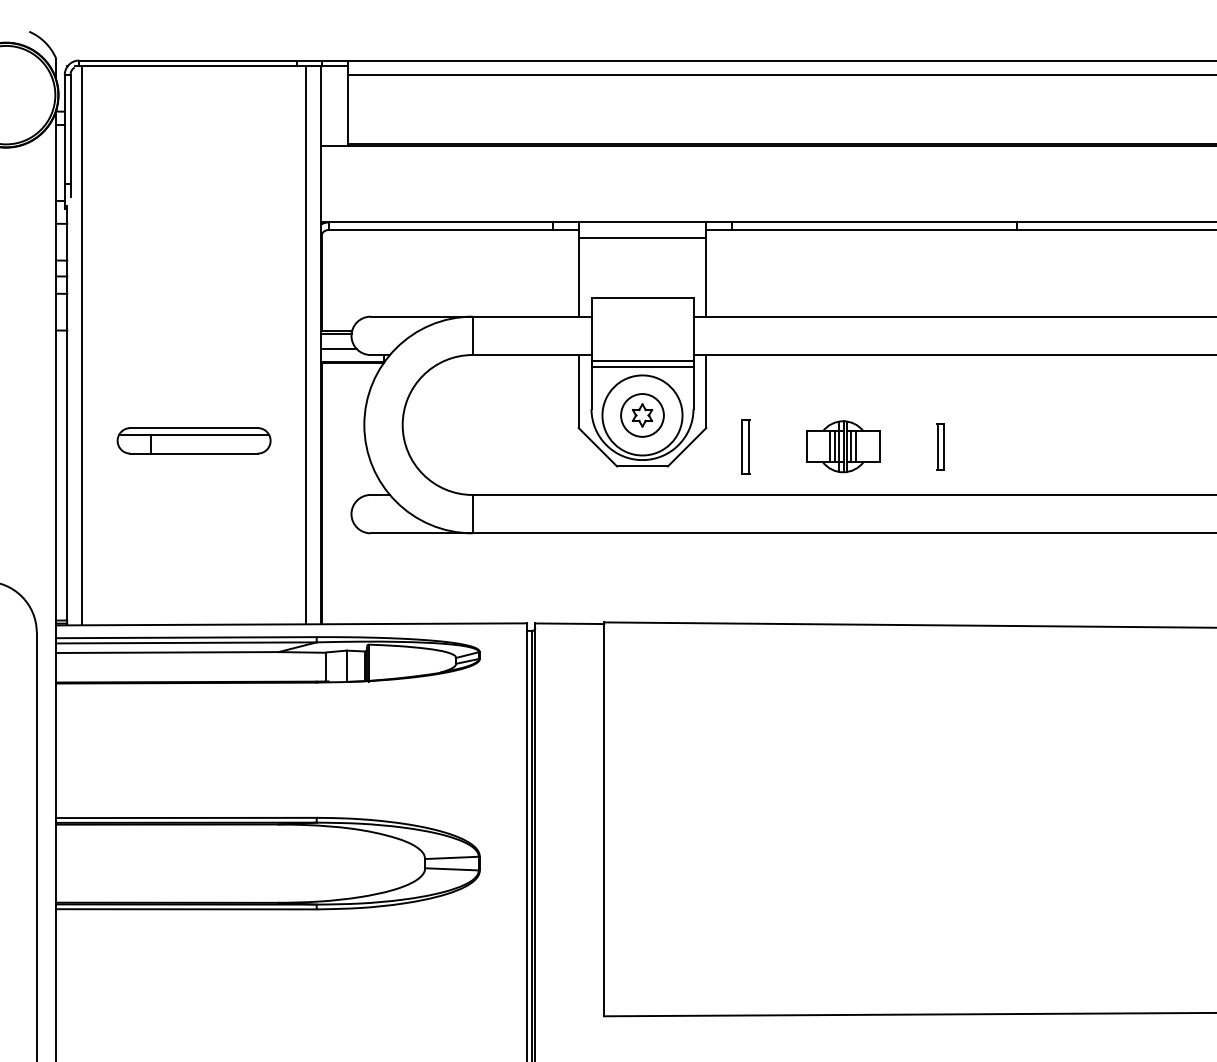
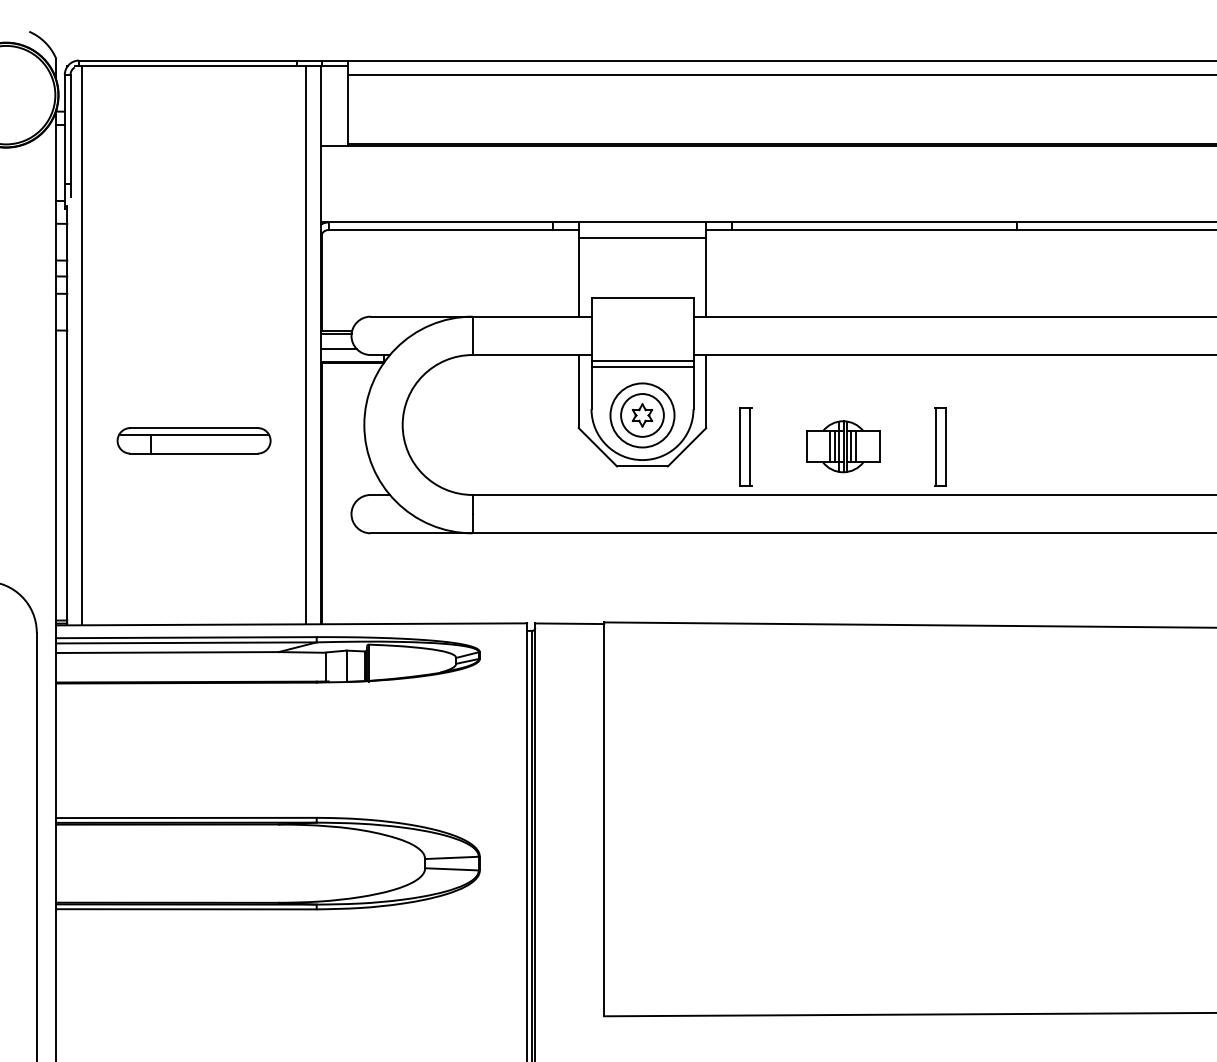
circle diameter: 80 px -> 64 px (642, 415)
part size: 10x56 px -> 14x80 px (745, 446)
part size: 9x48 px -> 13x80 px (940, 446)
